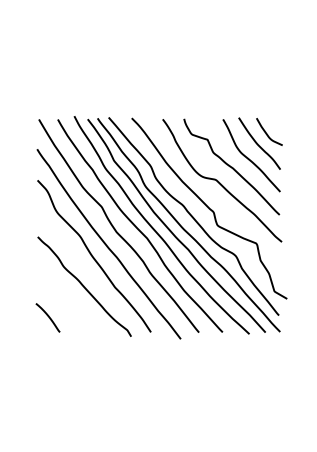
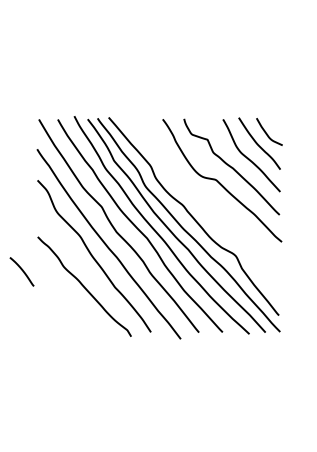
curve: present -> none (209, 208)
curve position: (47, 316) -> (21, 270) (21, 270)
